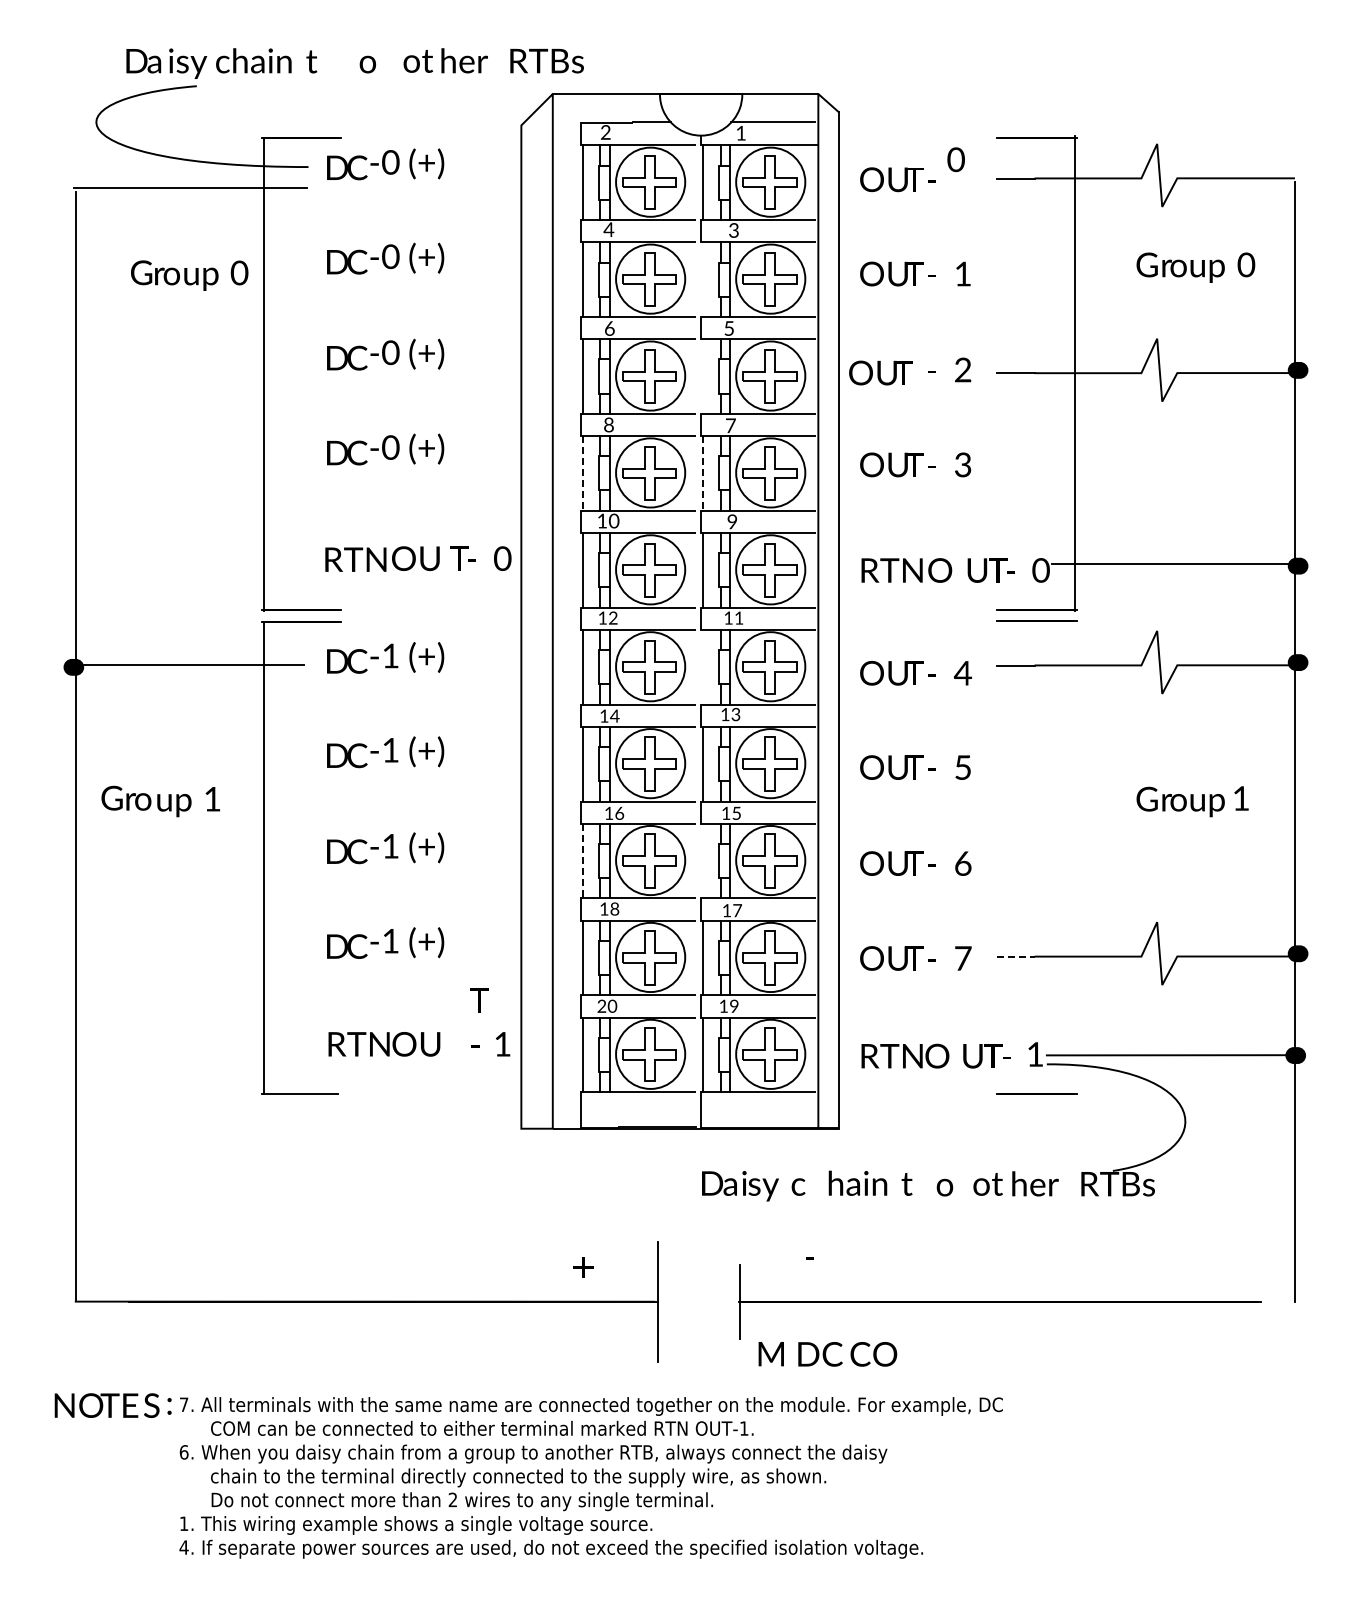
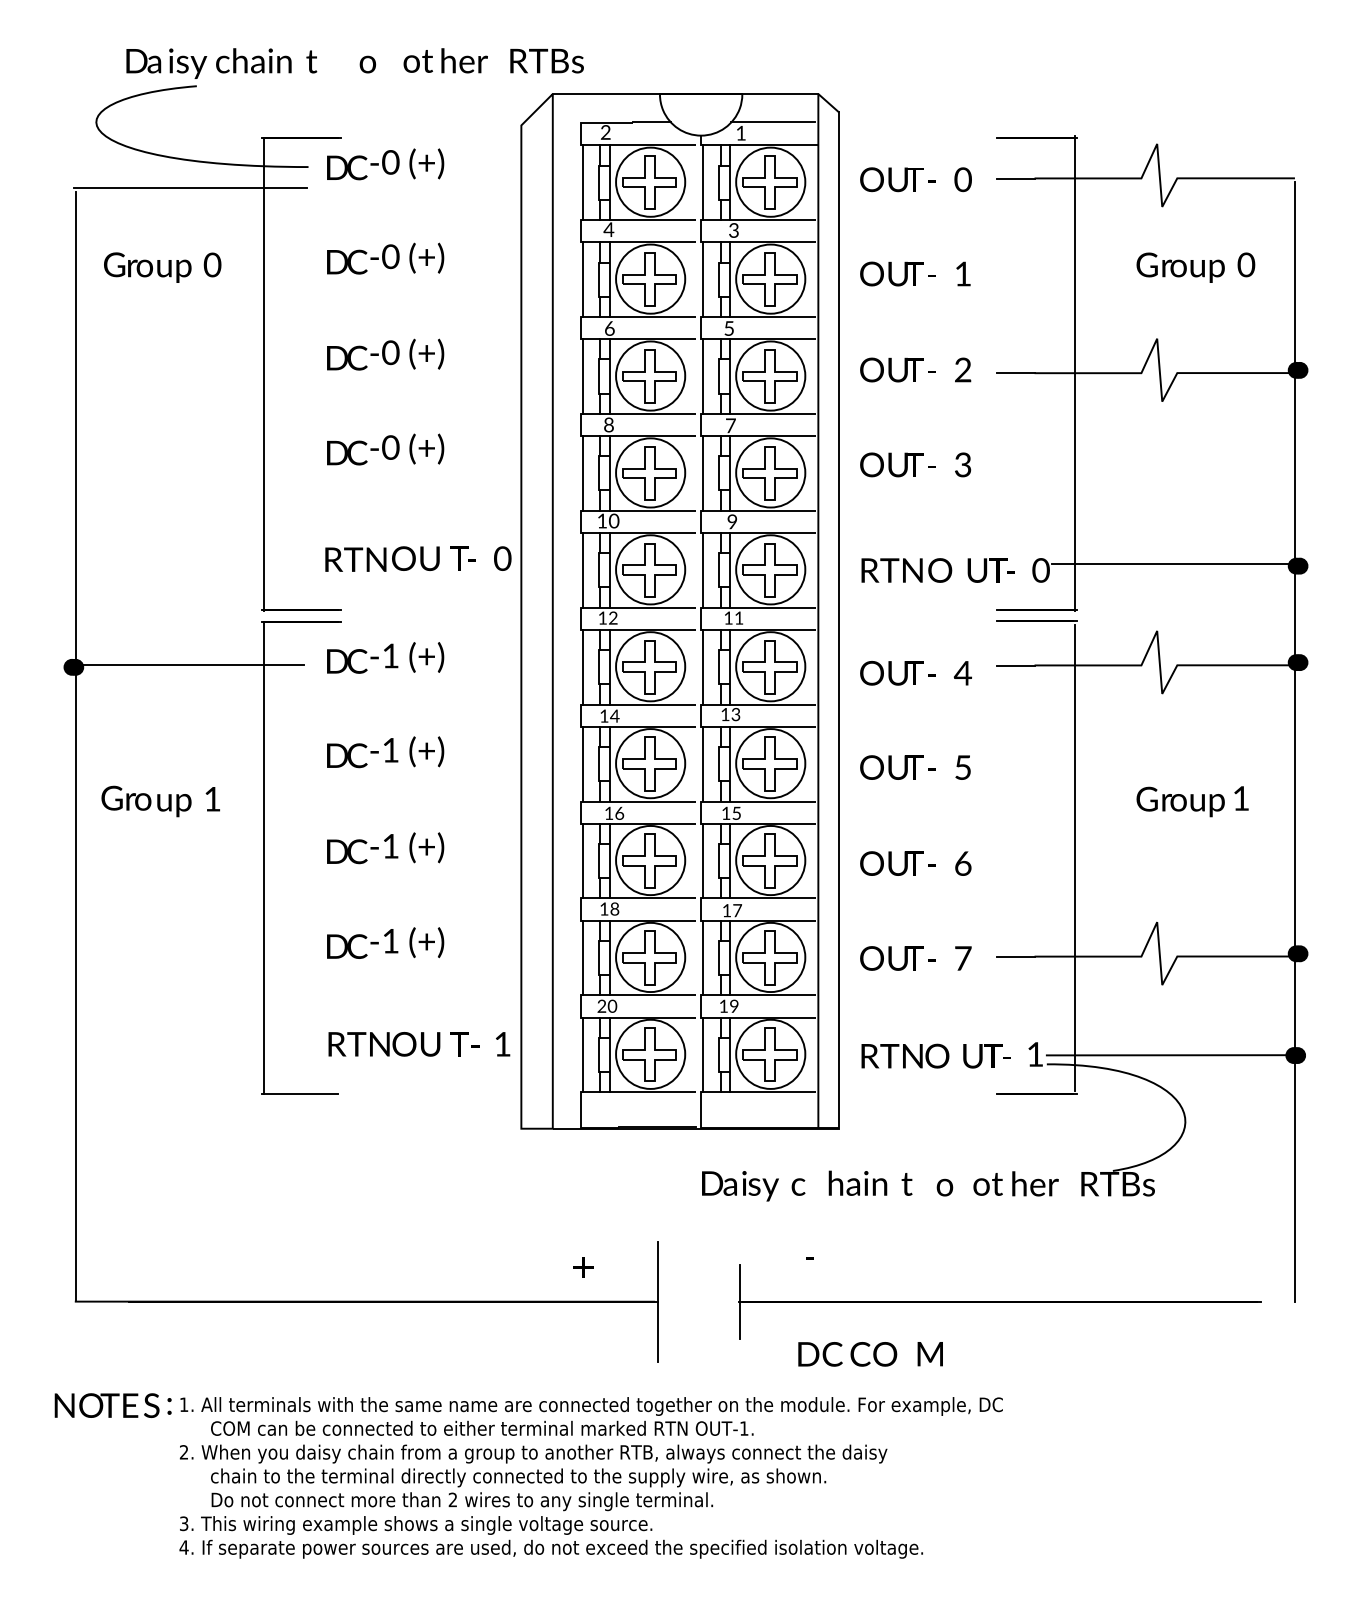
text position: (955, 159) -> (962, 179) (962, 179)
text position: (189, 275) -> (162, 267) (162, 267)
line: none -> present (703, 279)
text position: (880, 372) -> (891, 369) (891, 369)
line: none -> present (703, 376)
line: dashed -> solid (582, 473)
line: dashed -> solid (703, 473)
line: none -> present (703, 667)
line: none -> present (1074, 858)
line: none -> present (703, 860)
line: dashed -> solid (582, 861)
line: dashed -> solid (1016, 956)
text position: (479, 1000) -> (459, 1044) (459, 1044)
text position: (770, 1354) -> (929, 1354) (929, 1354)
text: 7. -> 1. (184, 1404)
text: 6. -> 2. (183, 1452)
text: 1. -> 3. (184, 1523)
